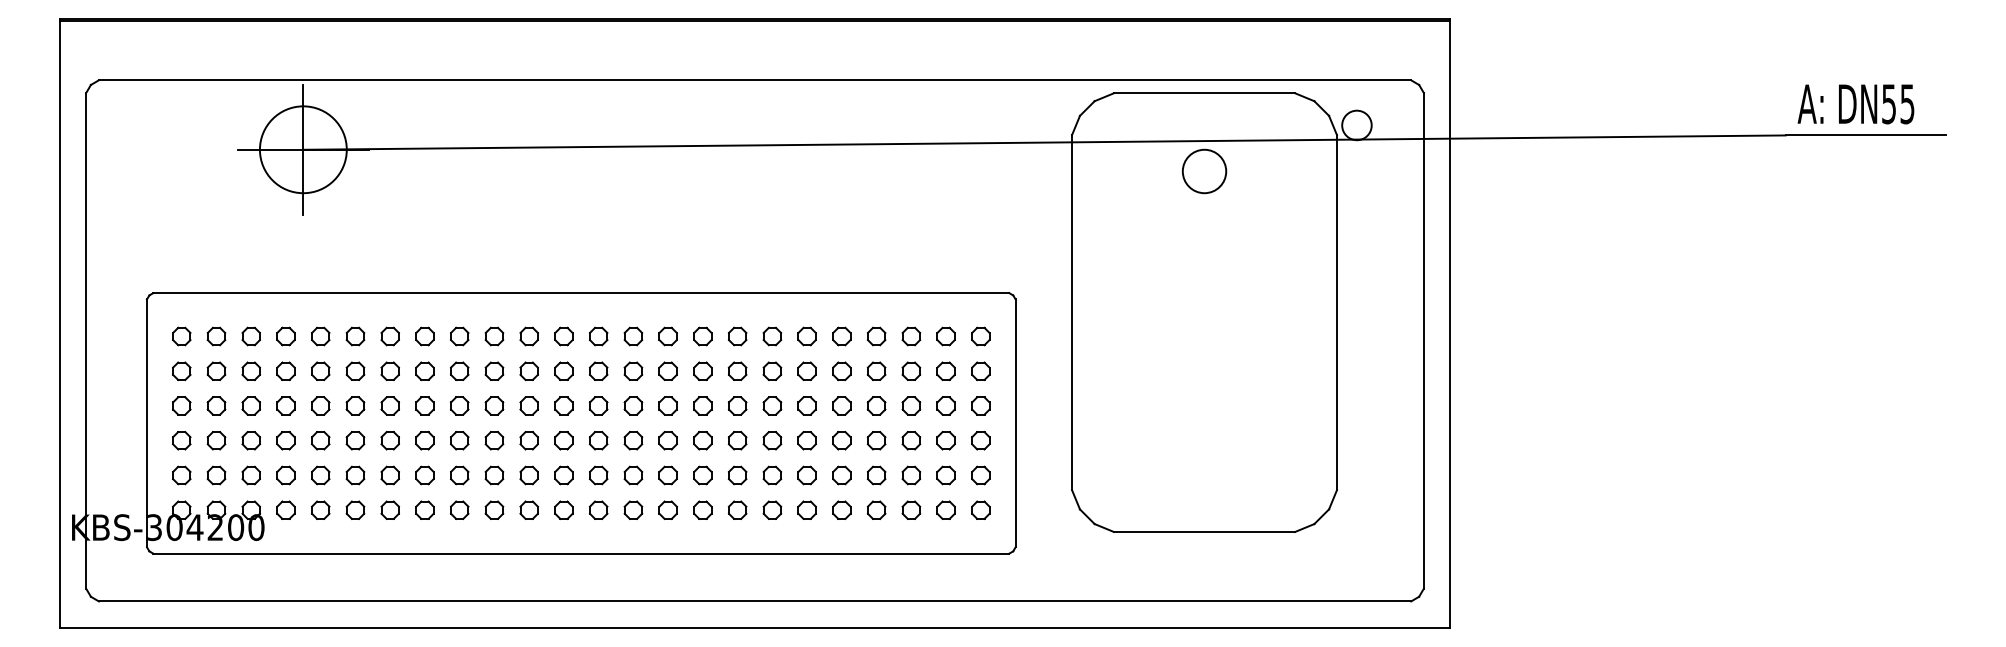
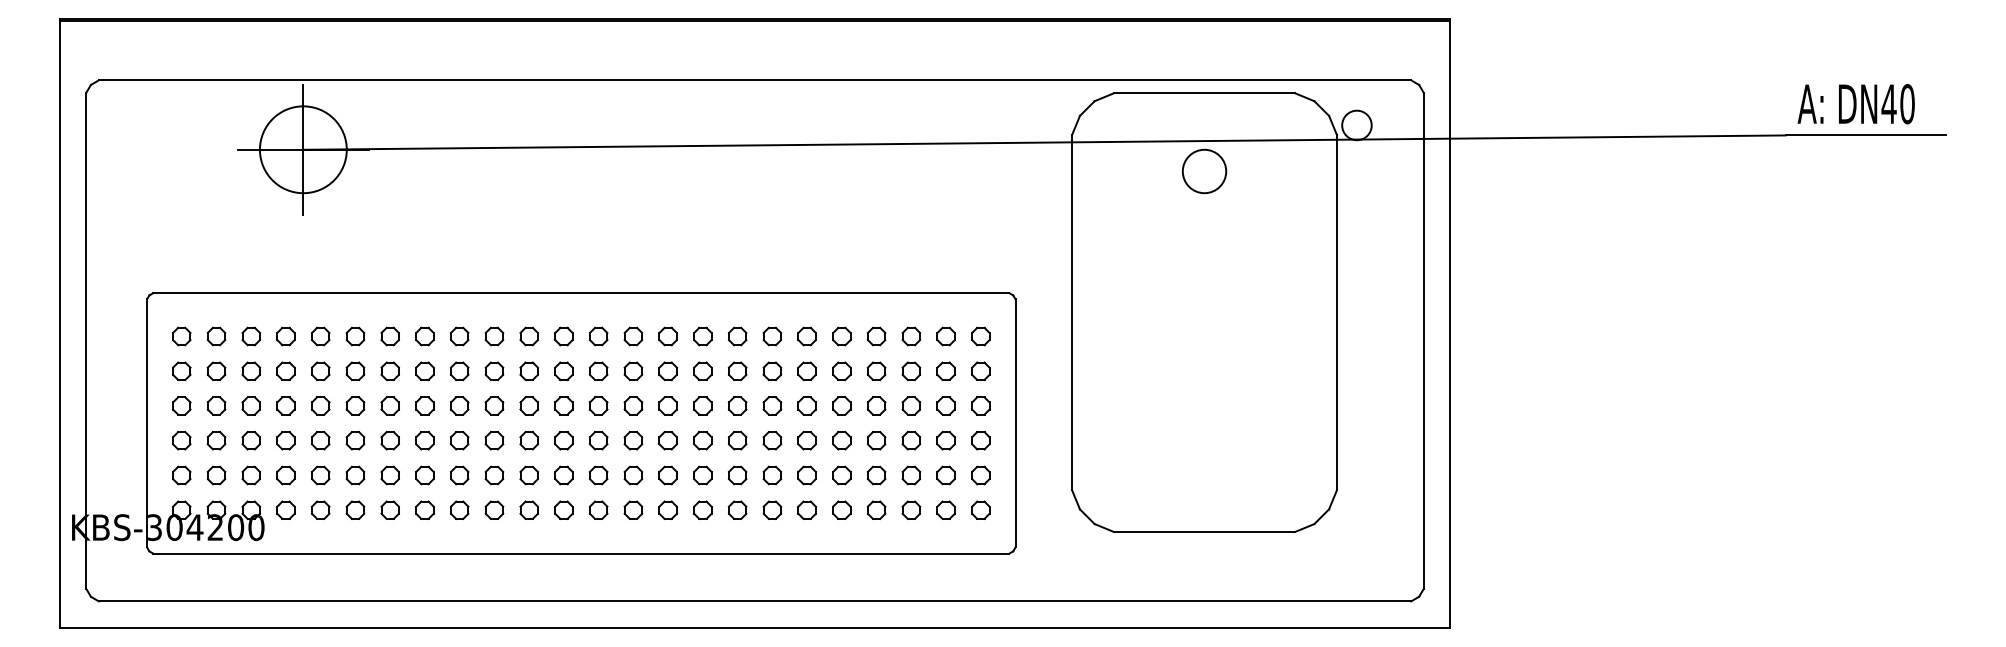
text: DN55 -> DN40 (1897, 104)
